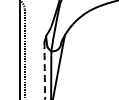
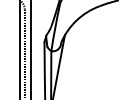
line: none -> present (31, 49)
arc: dashed -> solid (44, 71)
